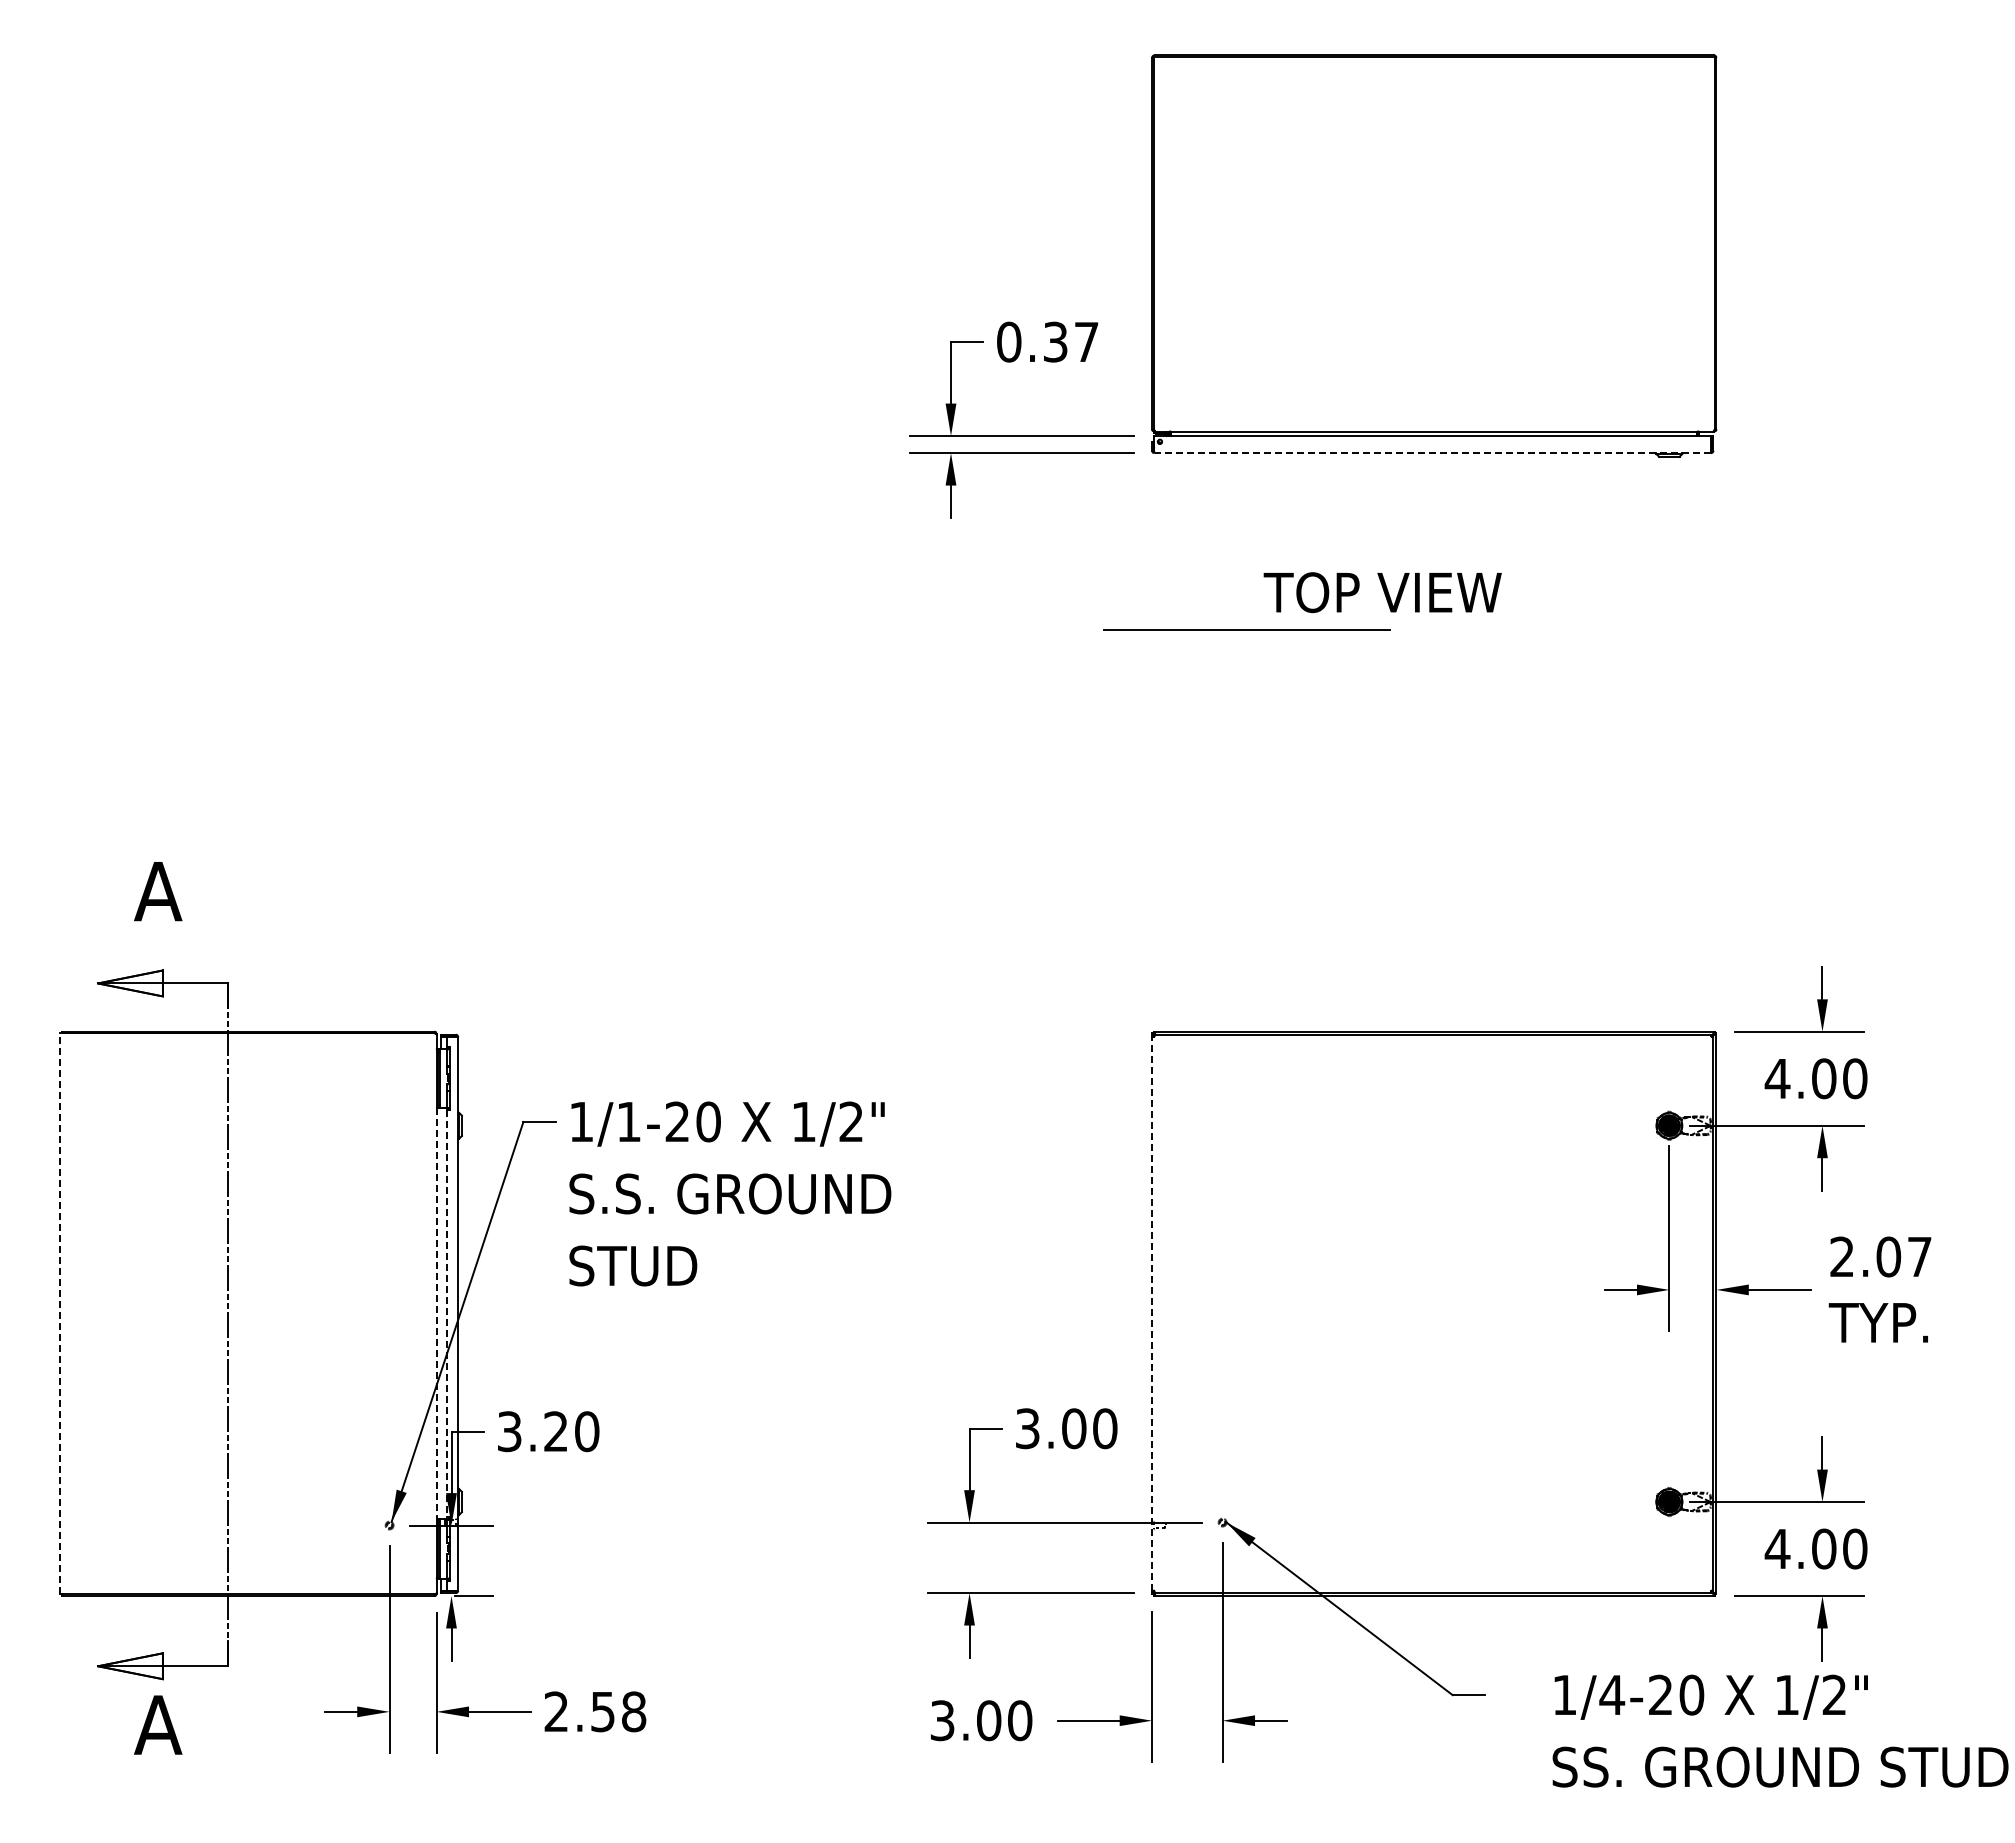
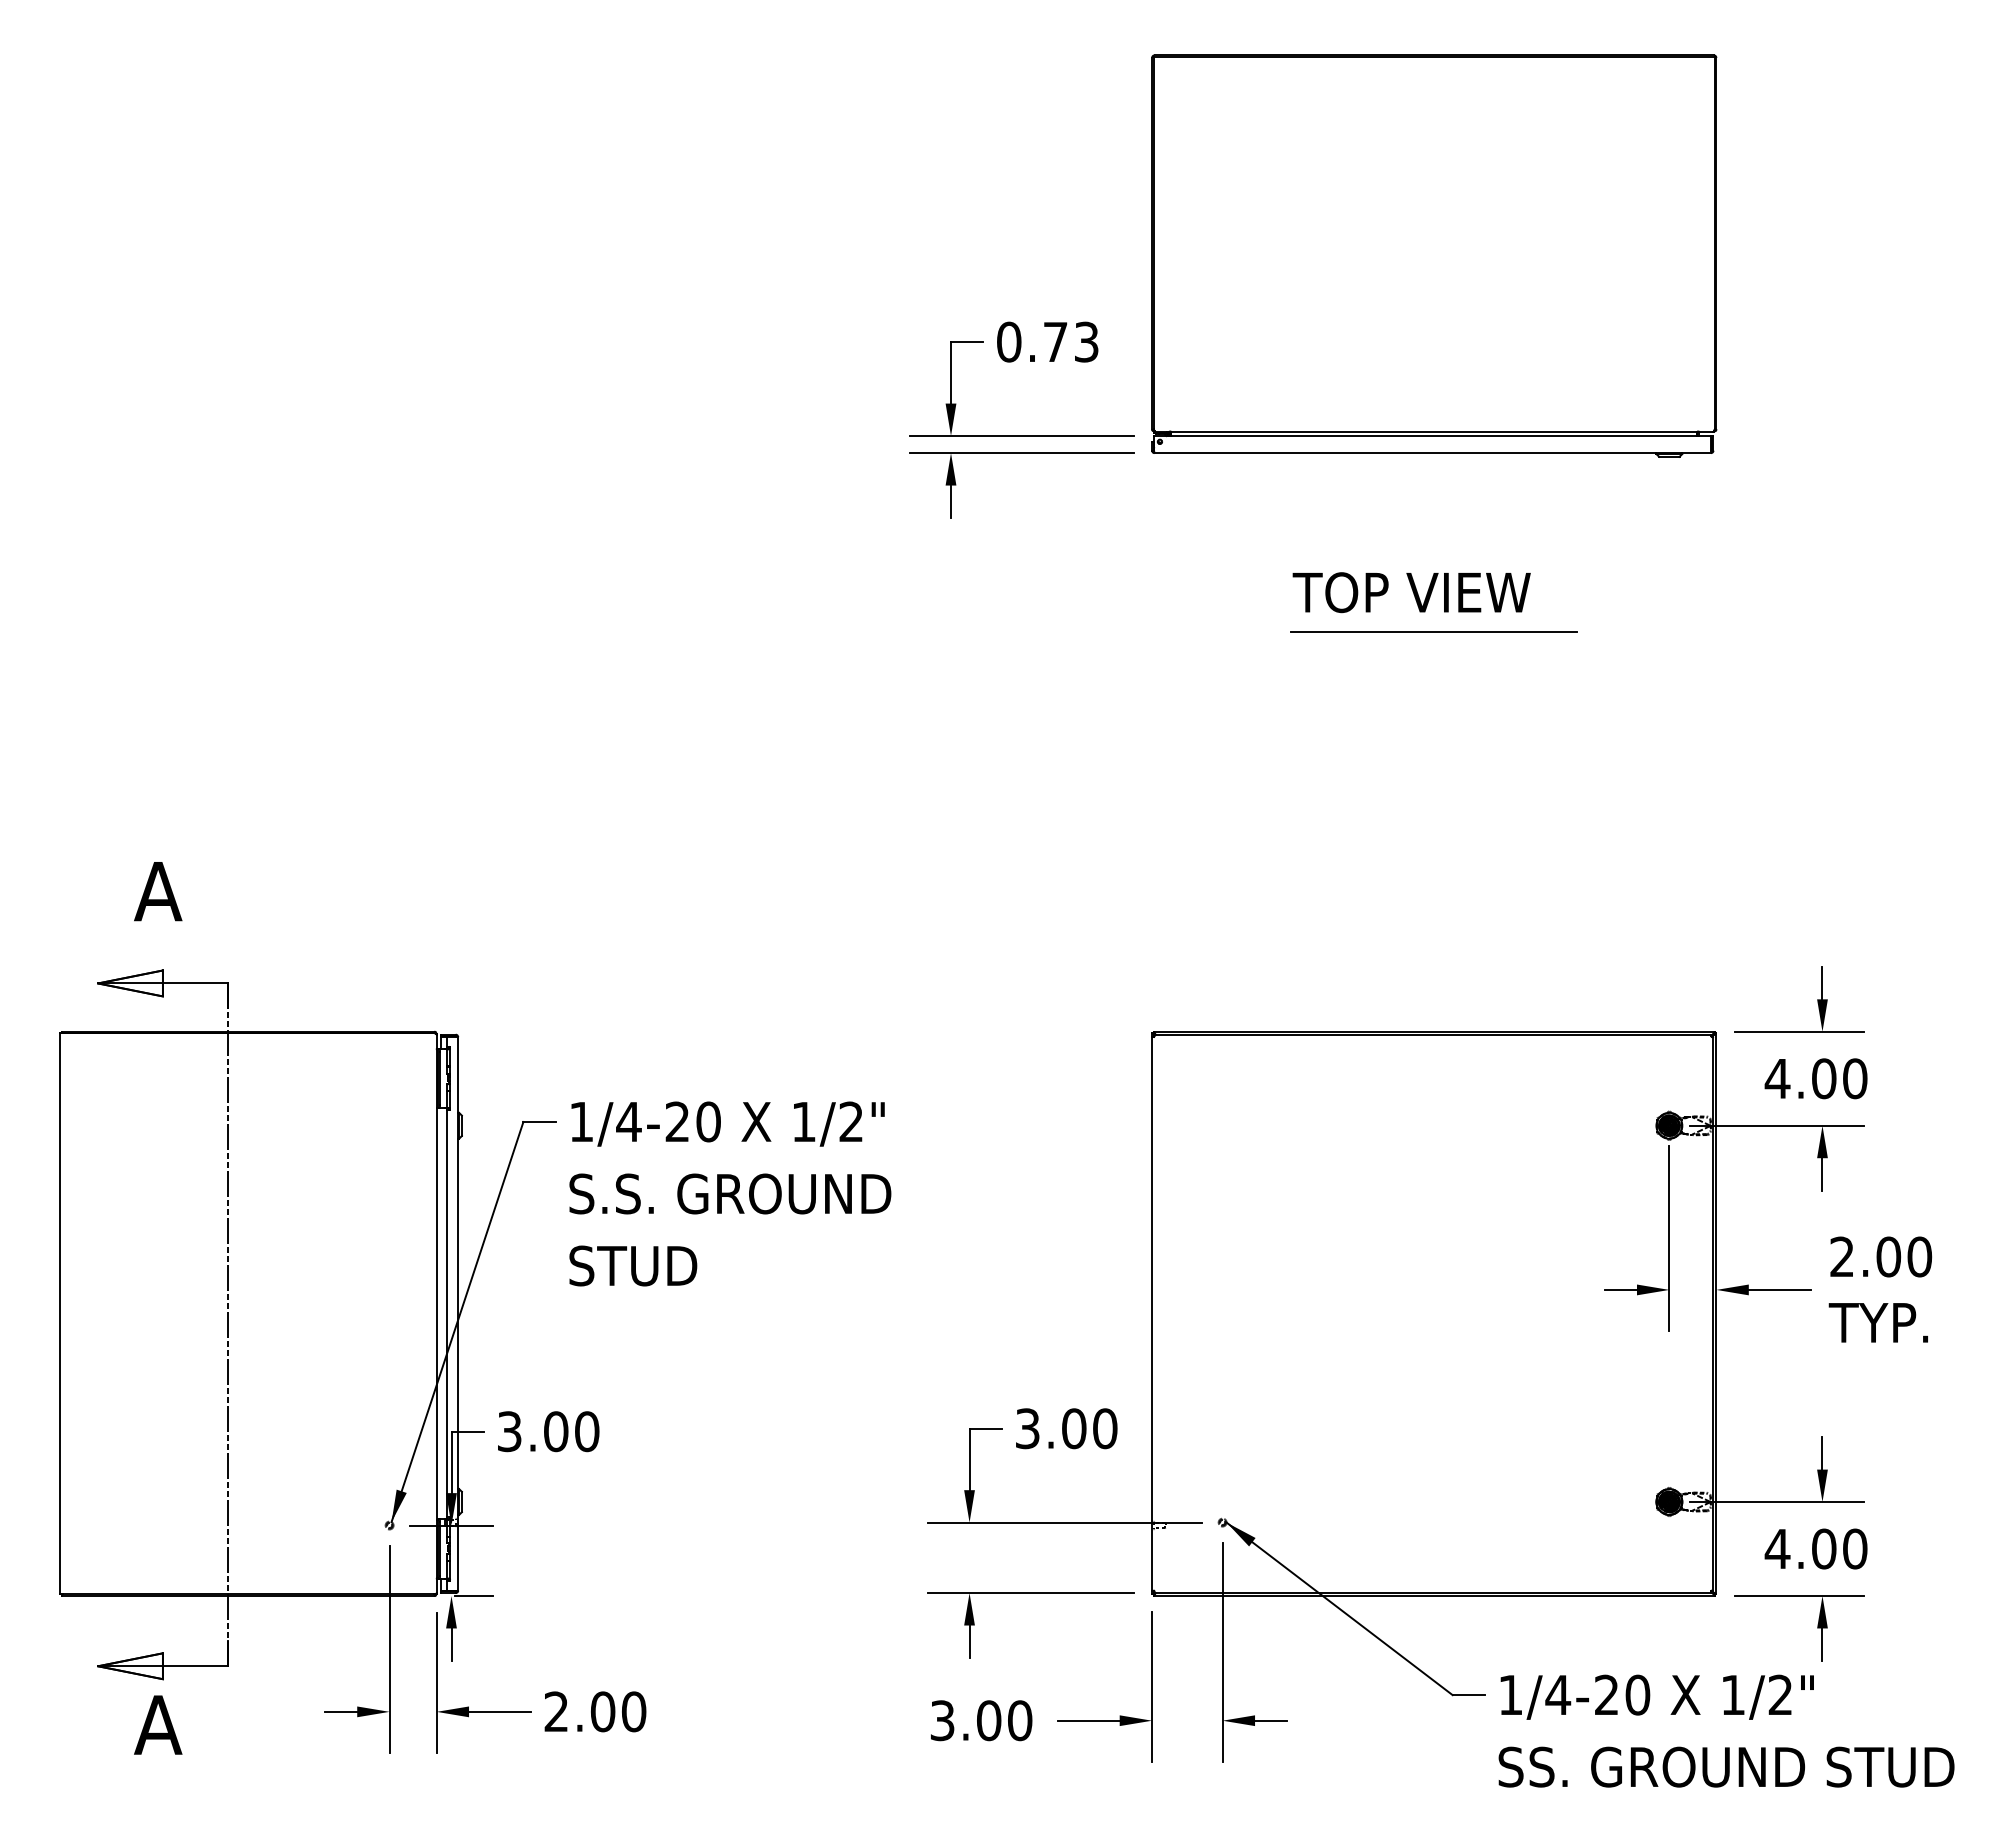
text: 0.37 -> 0.73 (1071, 341)
line: dashed -> solid (1432, 453)
text position: (1382, 592) -> (1411, 592) (1411, 592)
line position: (1246, 629) -> (1433, 631) (1433, 631)
text: 1/1-20 -> 1/4-20 (628, 1121)
text: 2.07 -> 2.00 (1919, 1256)
line: dashed -> solid (60, 1313)
line: dashed -> solid (436, 1313)
line: dashed -> solid (446, 1313)
line: dashed -> solid (1152, 1313)
text: 3.20 -> 3.00 (556, 1431)
text: 2.58 -> 2.00 (618, 1711)
text position: (1780, 1730) -> (1726, 1730) (1726, 1730)
